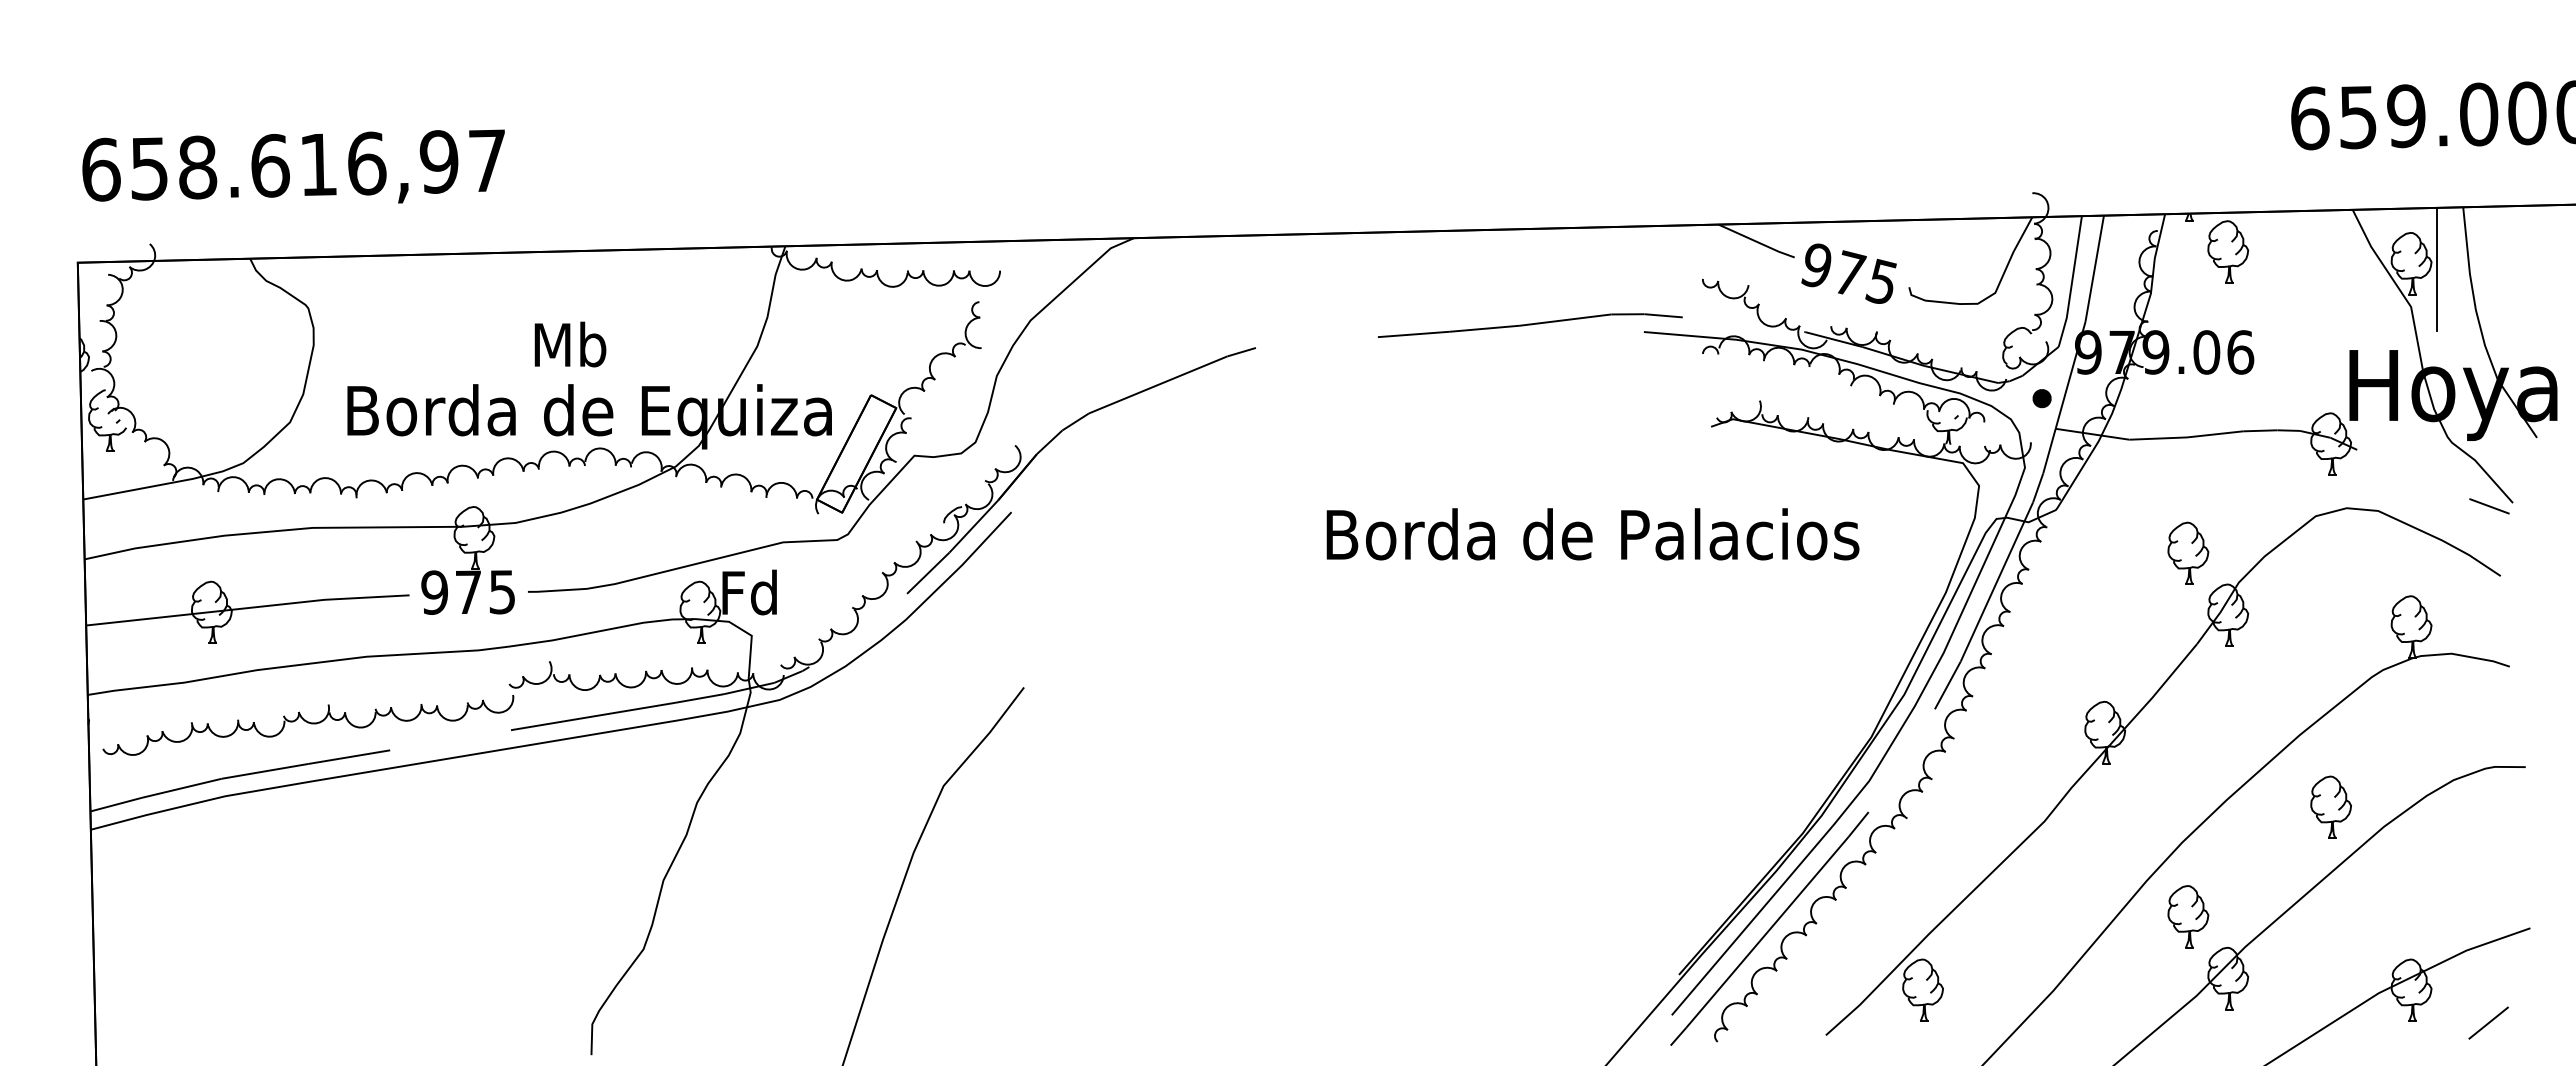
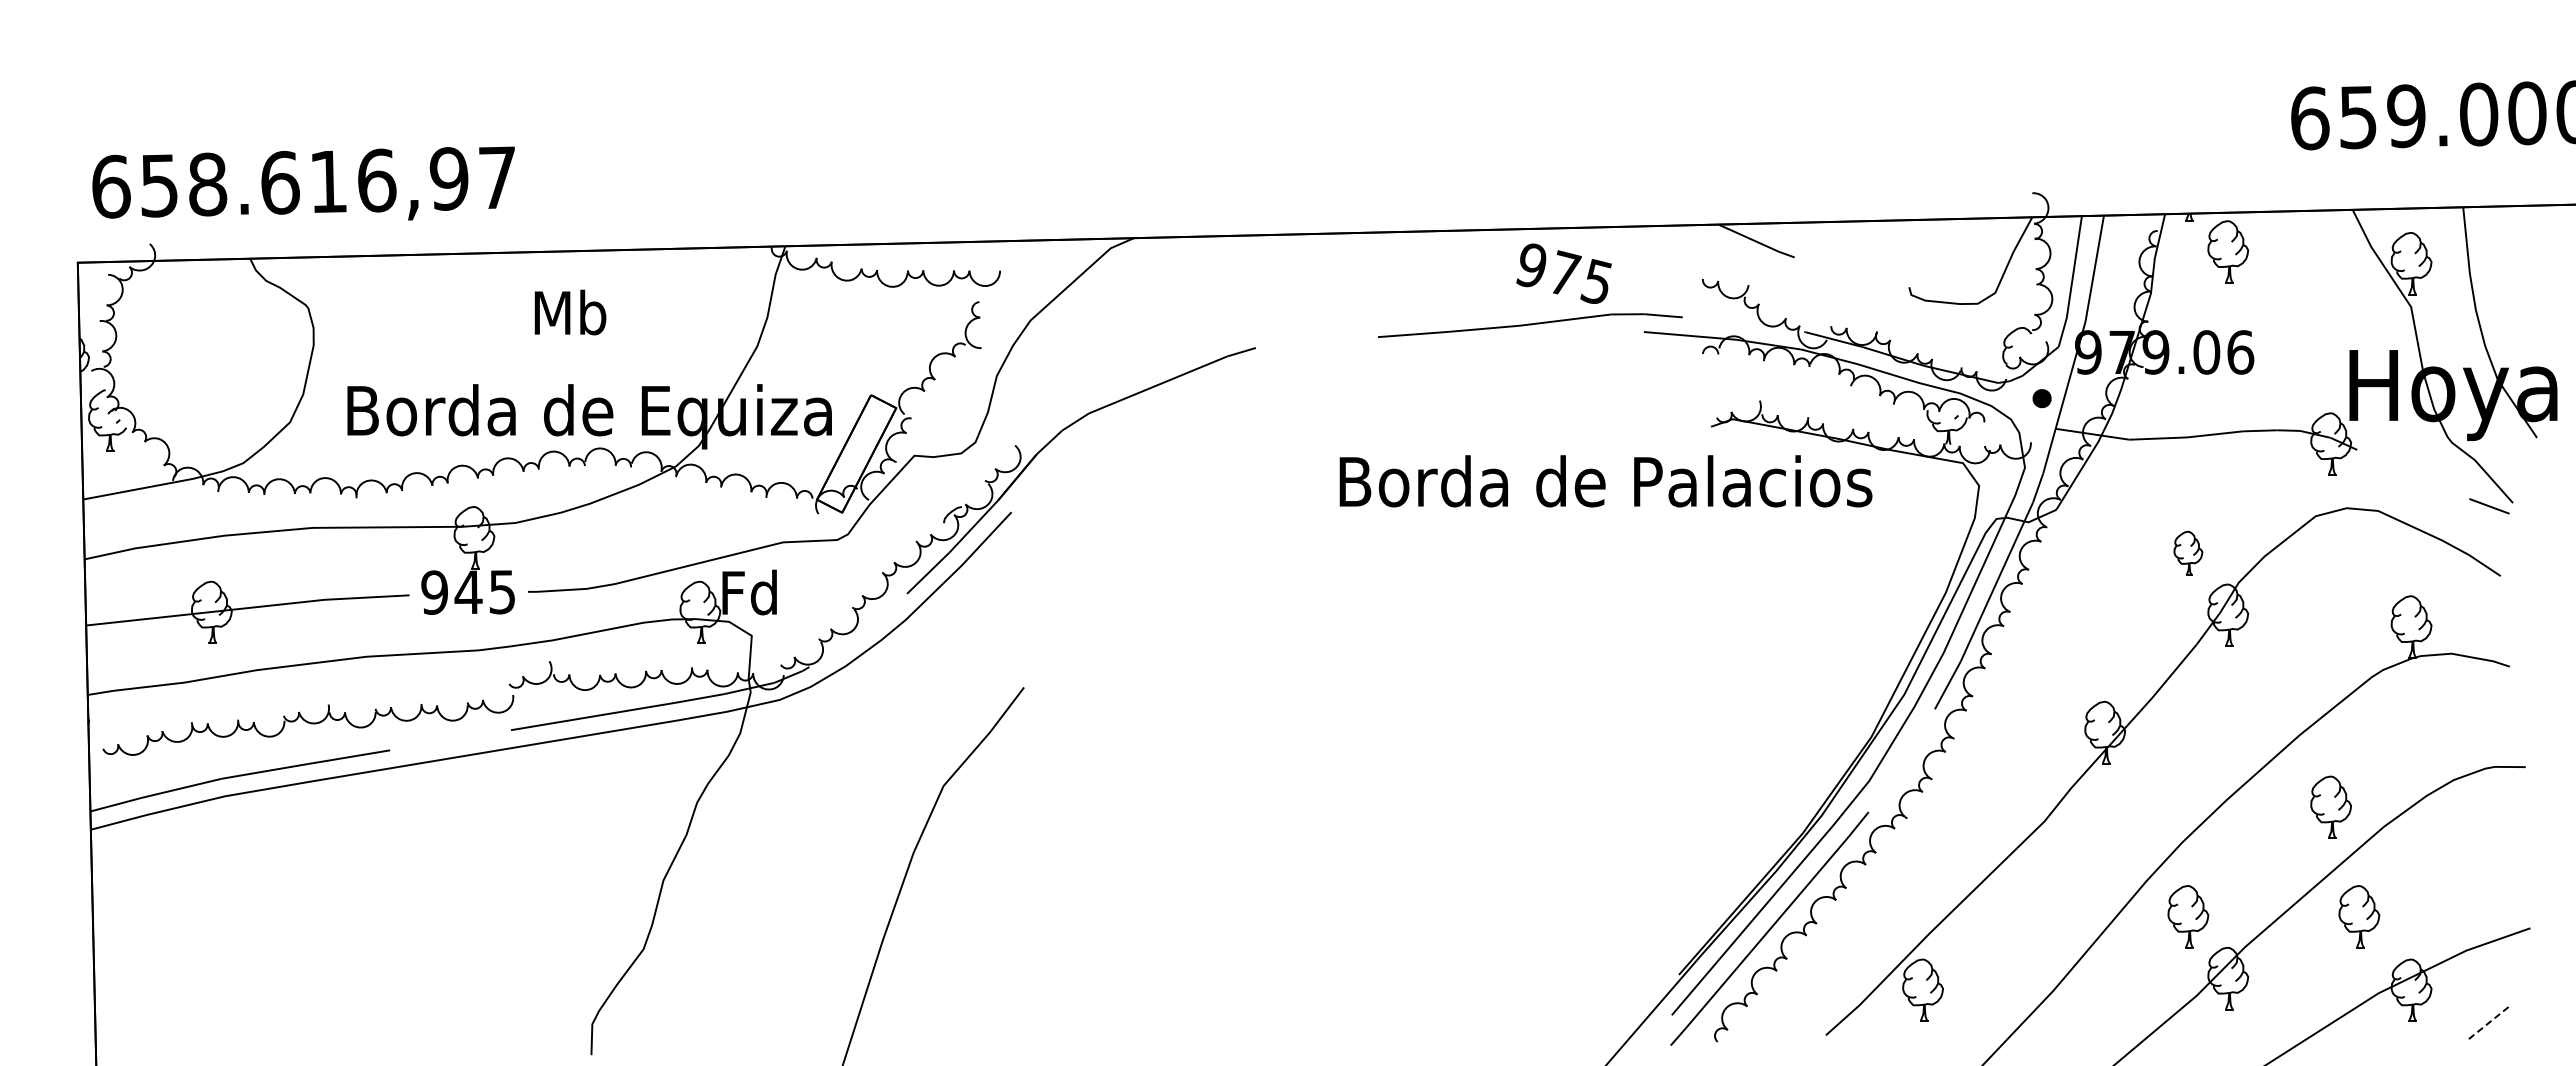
text position: (293, 166) -> (303, 183) (303, 183)
line: present -> none (2436, 269)
text position: (1848, 273) -> (1563, 273) (1563, 273)
text position: (570, 344) -> (570, 312) (570, 312)
text position: (1592, 534) -> (1605, 481) (1605, 481)
part size: 43x64 px -> 31x46 px (2188, 552)
text: 975 -> 945 (468, 591)
part: none -> present (2359, 916)
line: solid -> dashed (2488, 1023)
